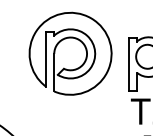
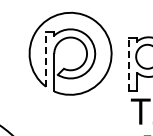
line: solid -> dashed (46, 58)
line: solid -> dashed (128, 64)
